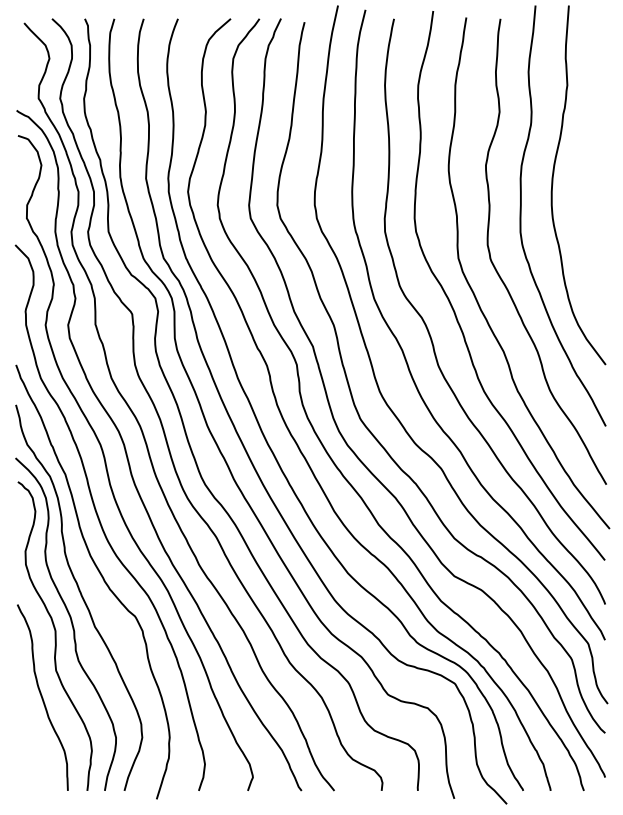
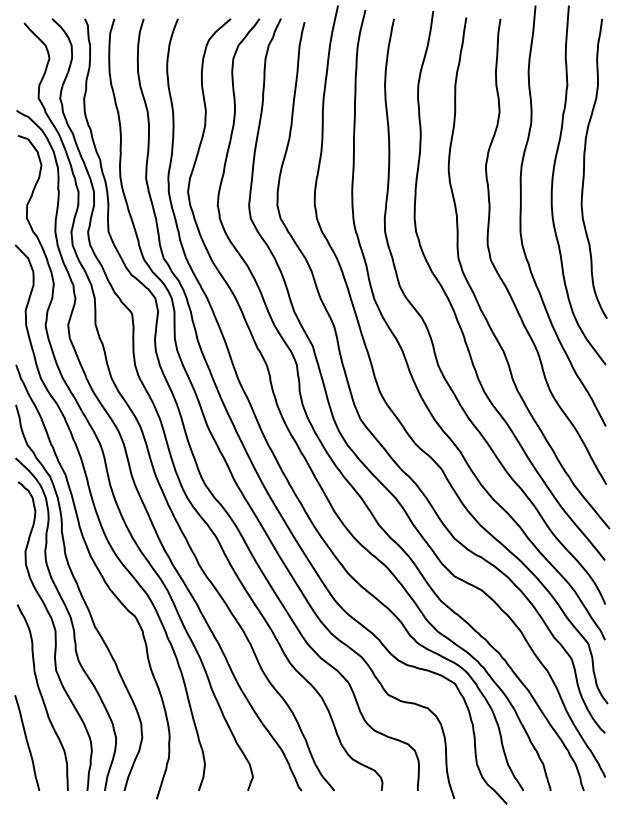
curve: none -> present (584, 168)
line: none -> present (27, 742)
